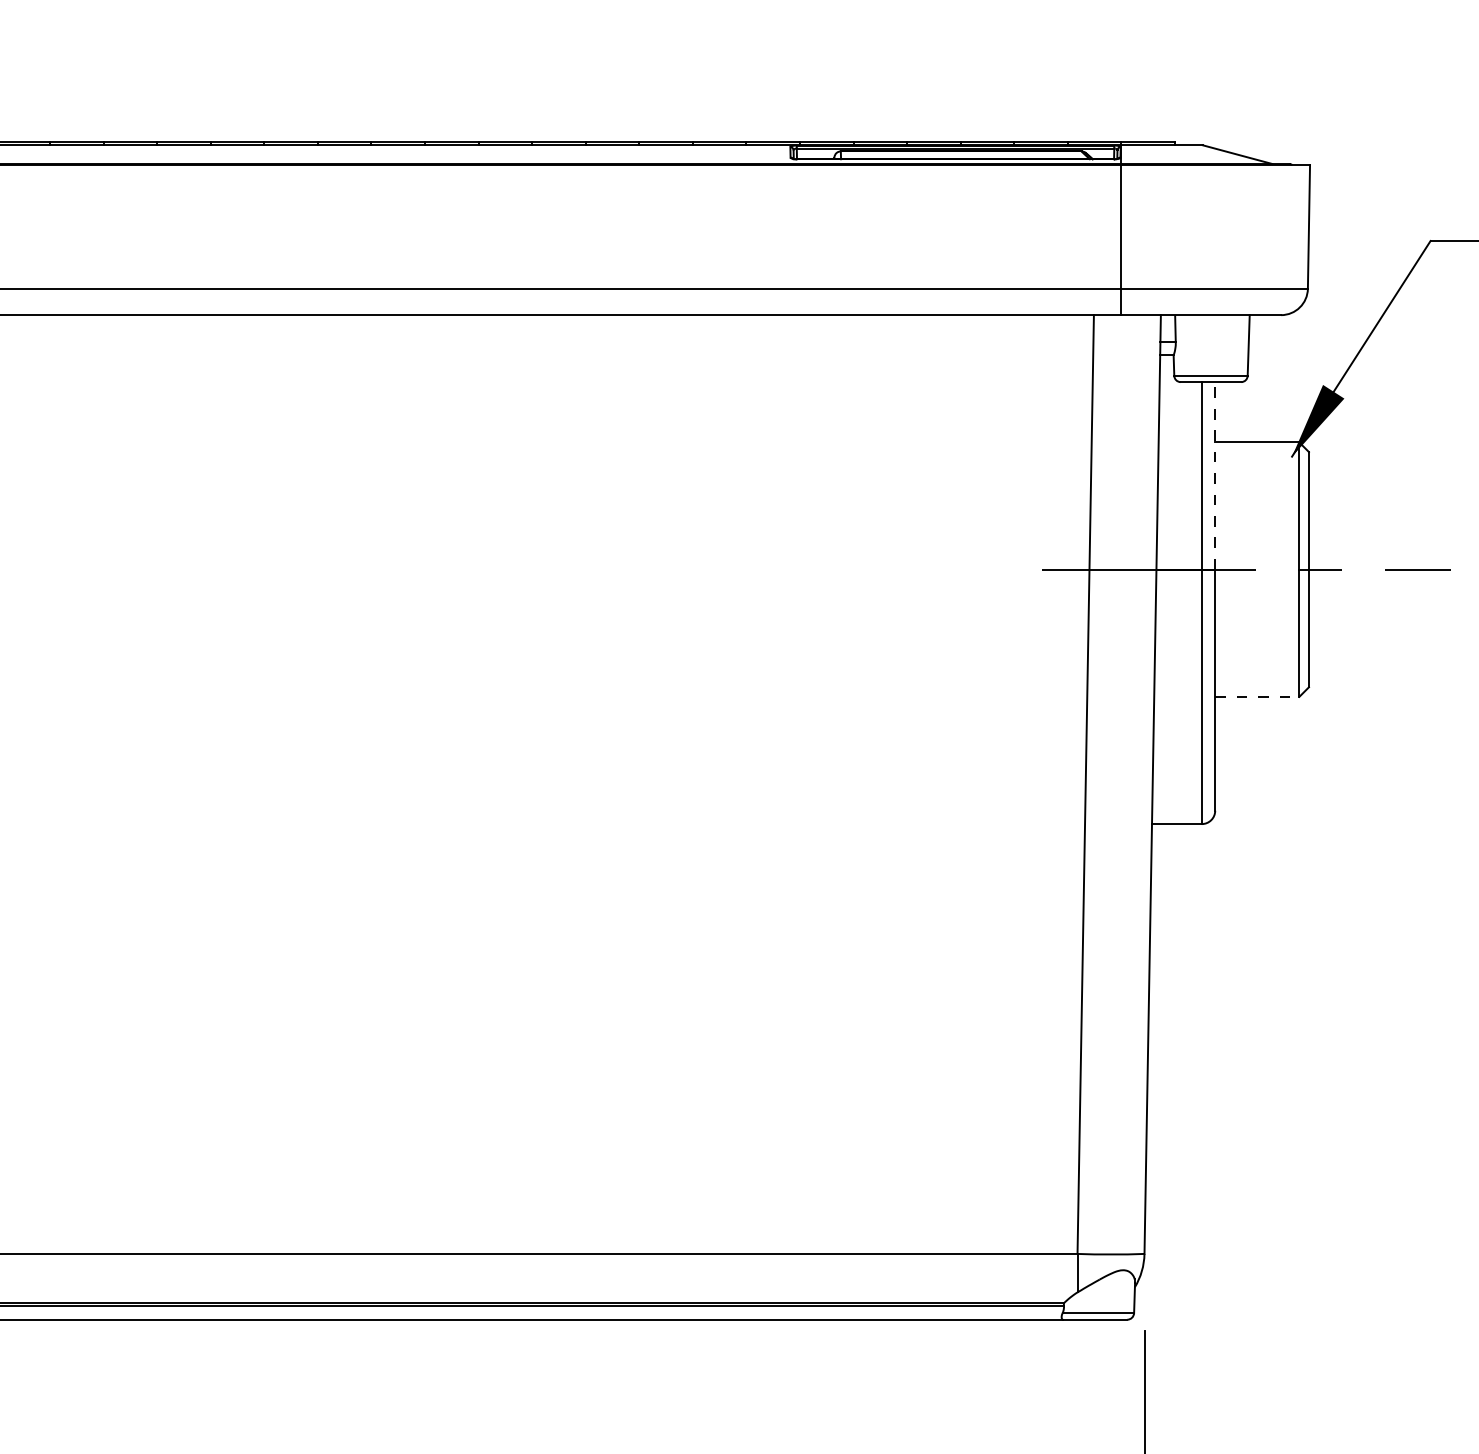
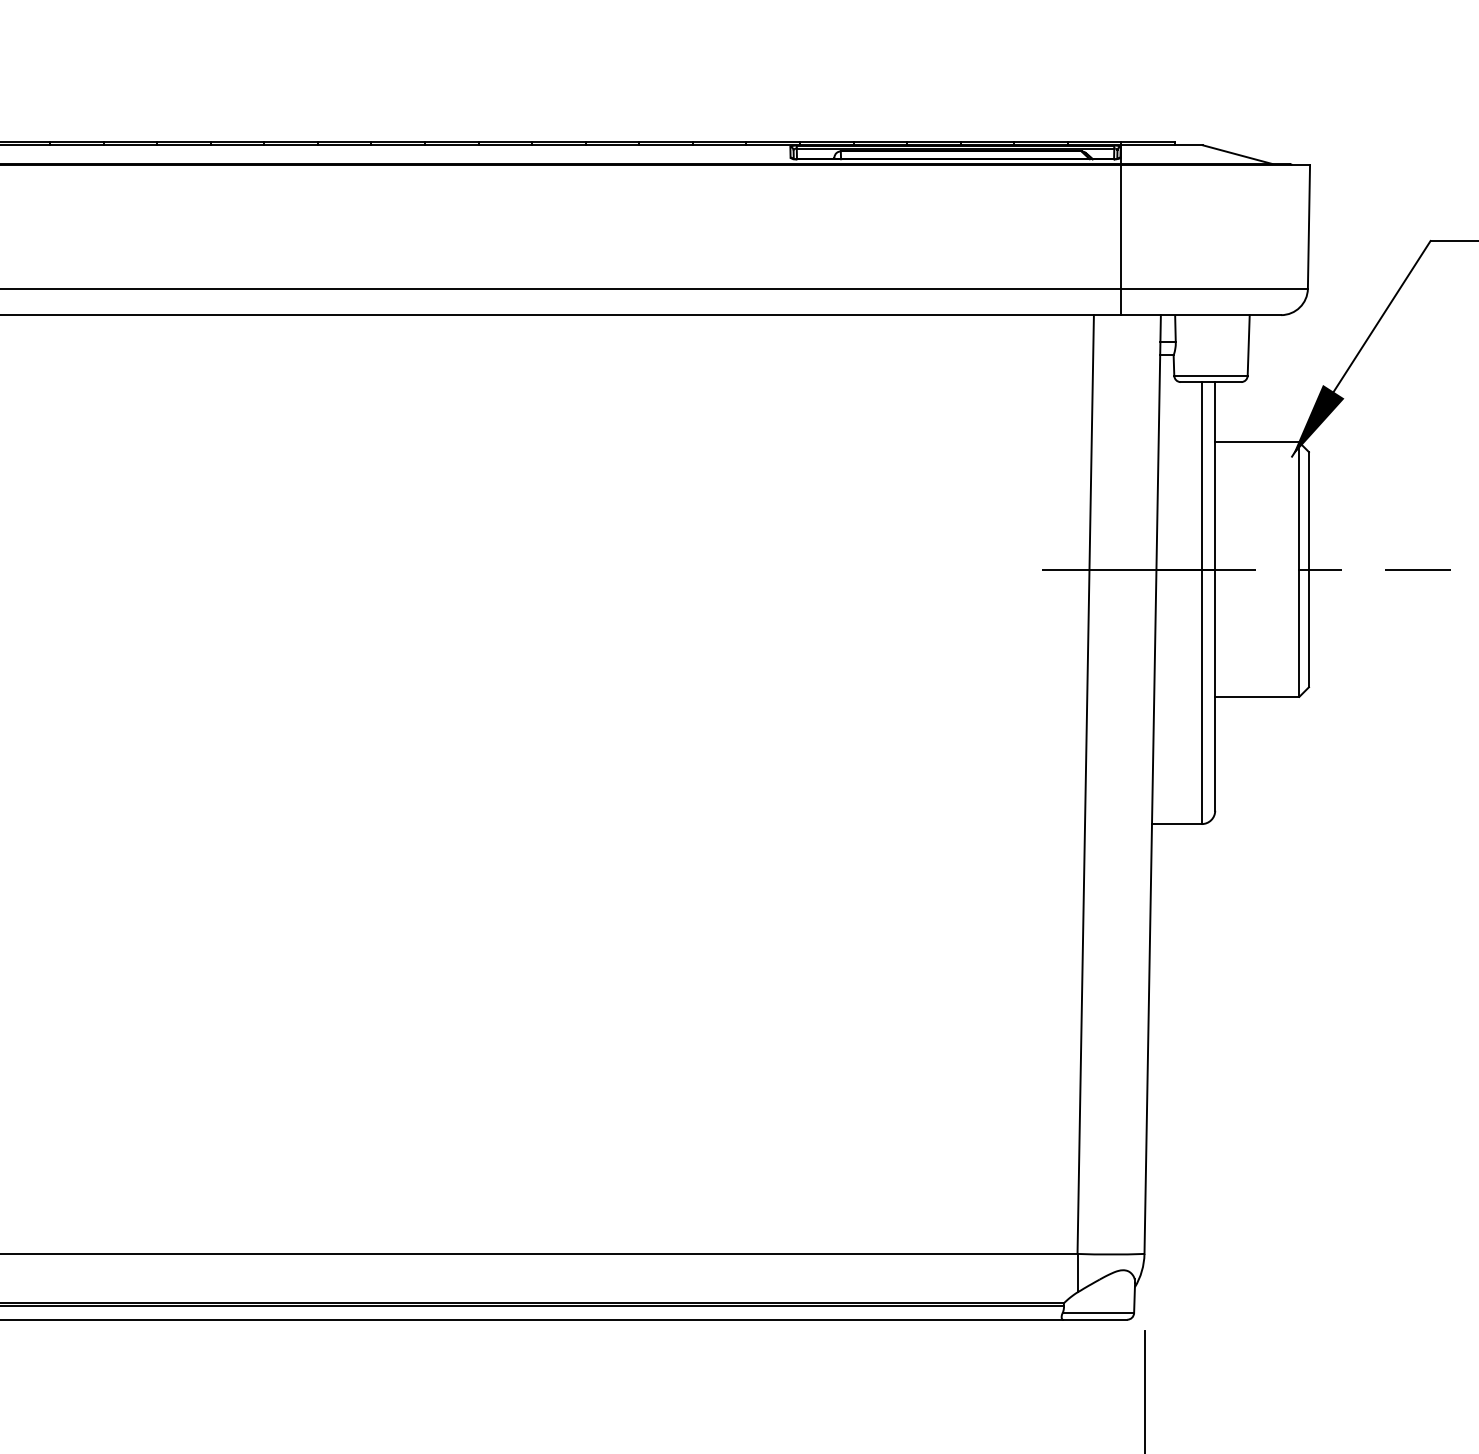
line: dashed -> solid (1215, 475)
line: dashed -> solid (1257, 696)
